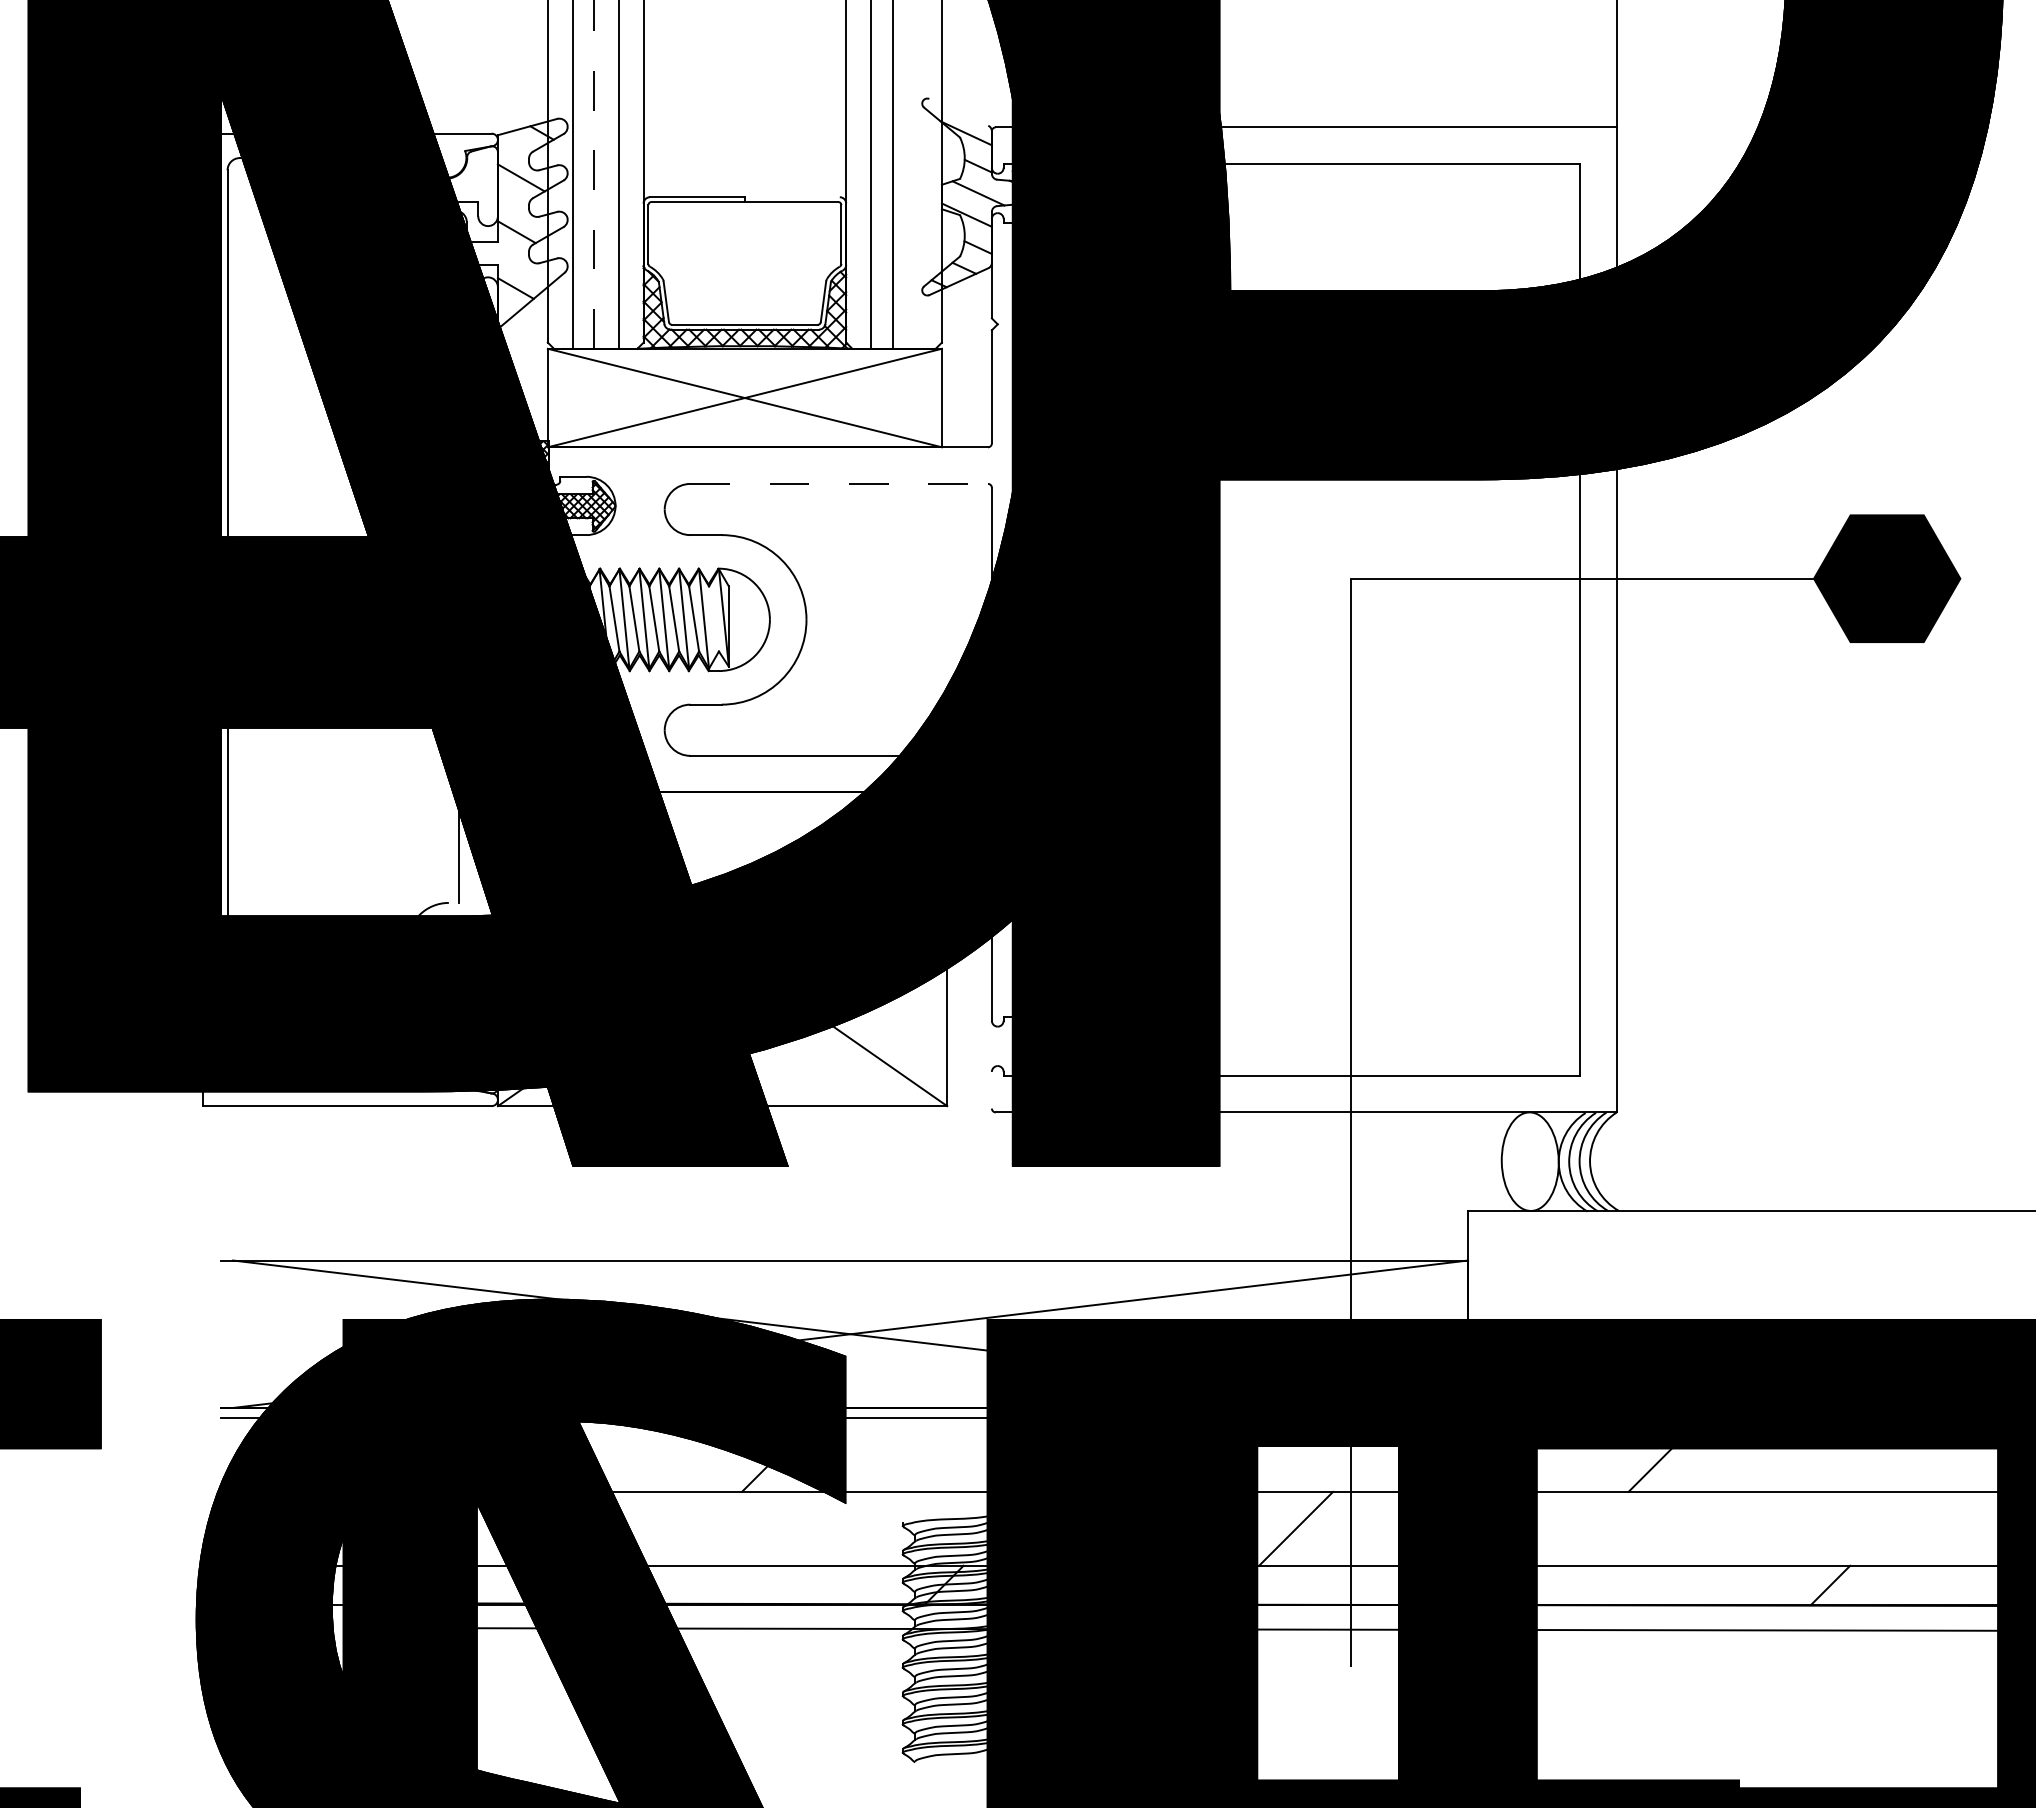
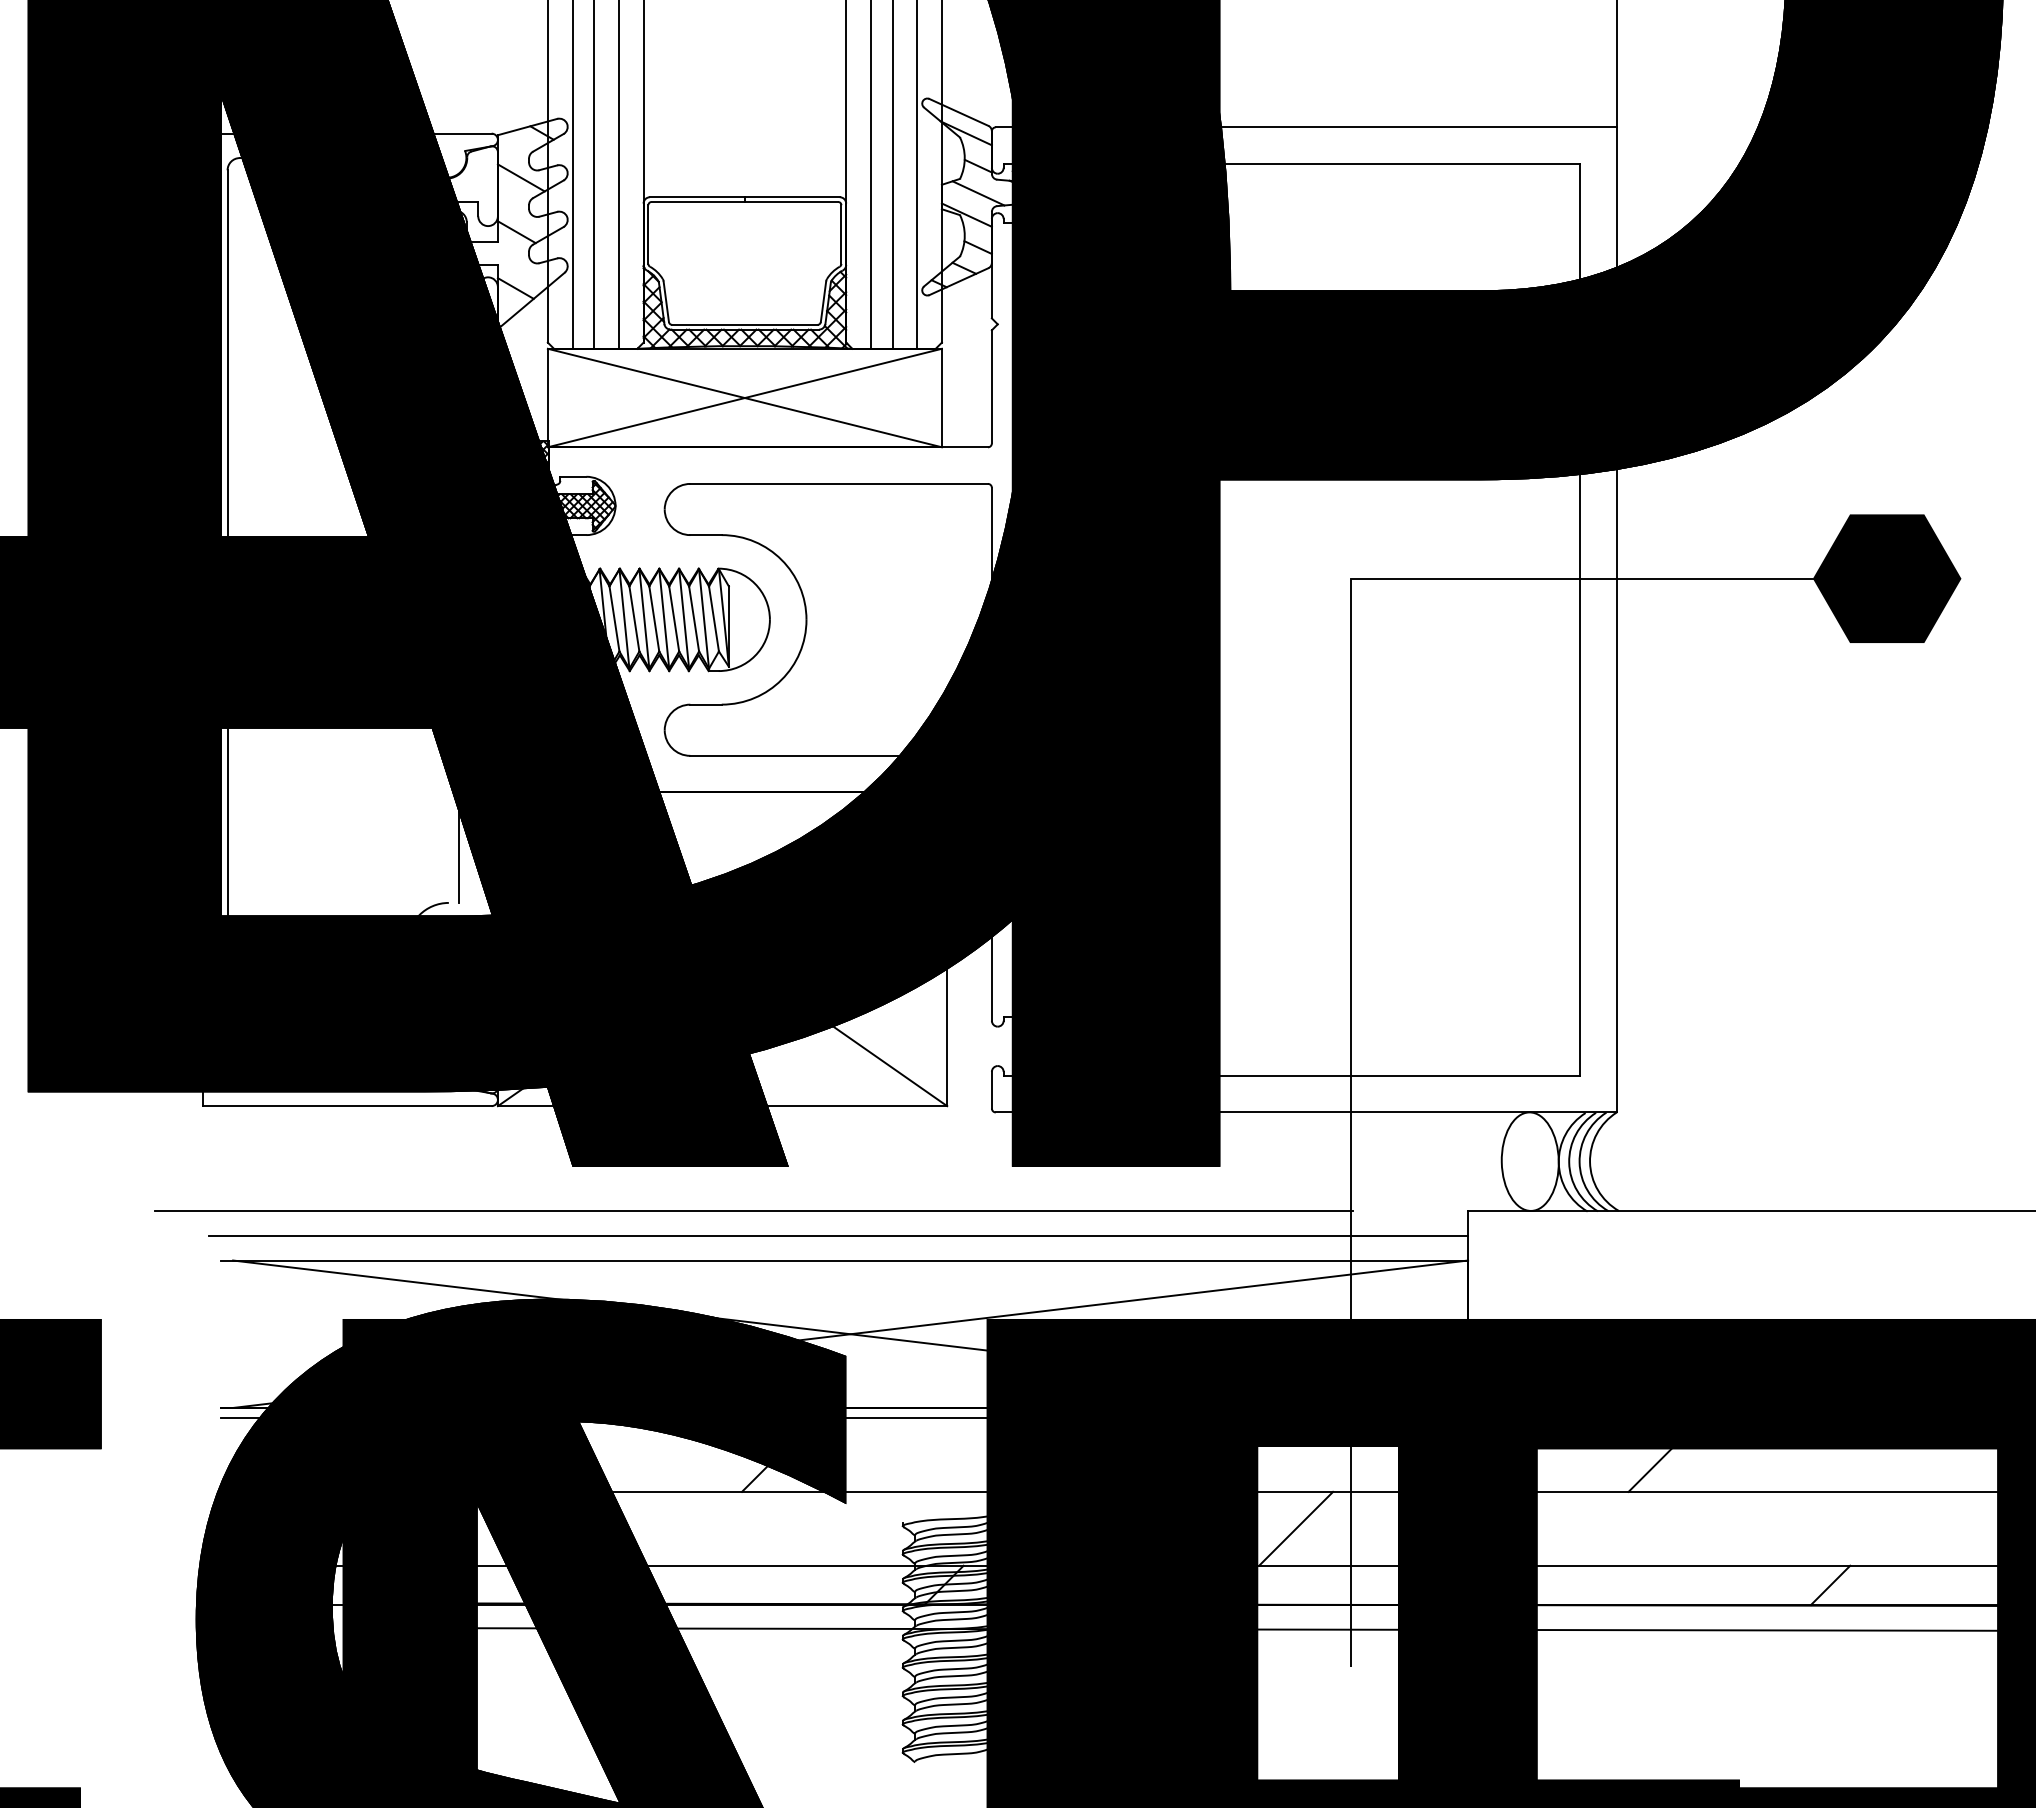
line: none -> present (958, 111)
line: dashed -> solid (594, 174)
line: none -> present (917, 175)
line: none -> present (791, 197)
line: dashed -> solid (839, 483)
line: none -> present (713, 618)
line: none -> present (991, 1089)
line: none -> present (754, 1210)
line: none -> present (838, 1235)
